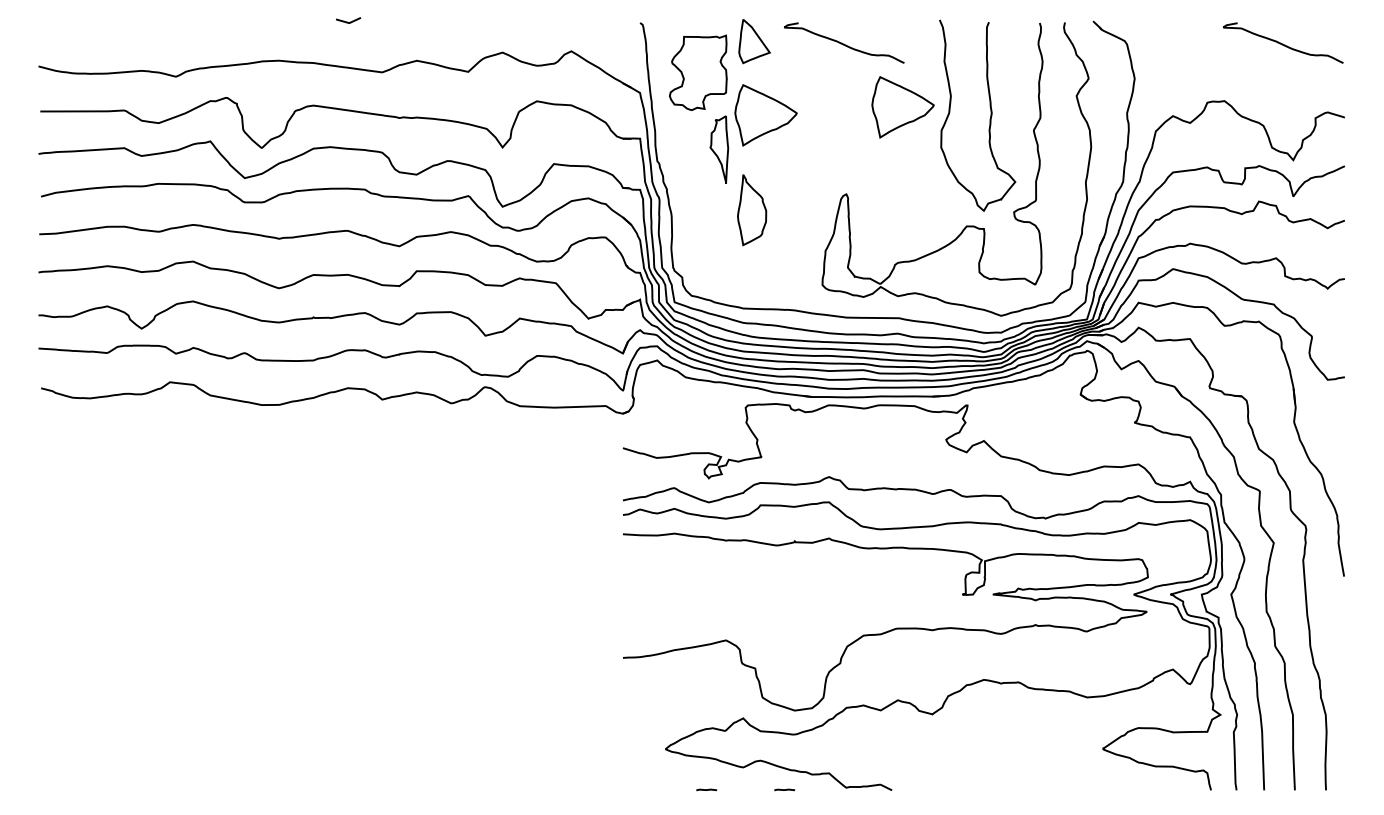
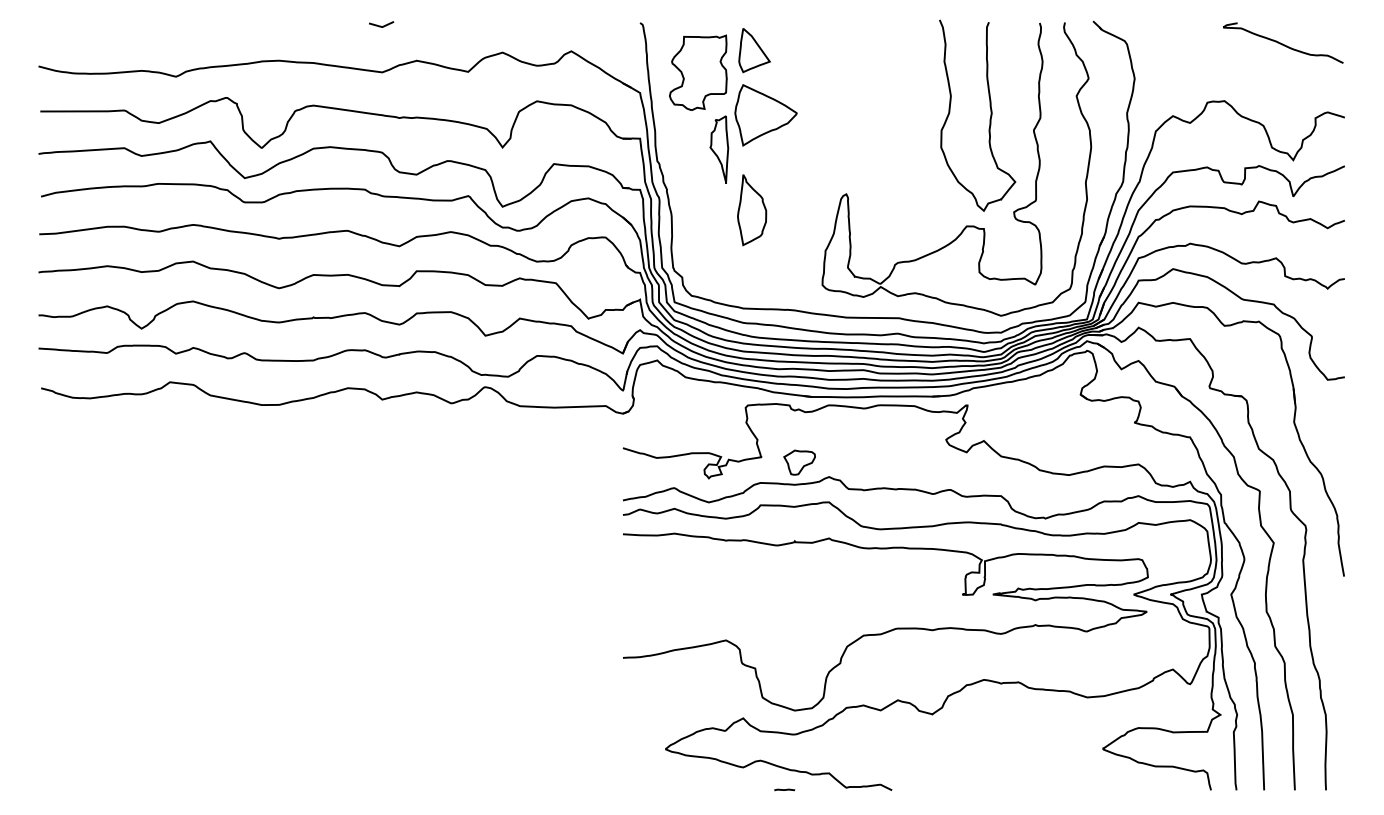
line position: (347, 21) -> (380, 25) (380, 25)
part position: (754, 41) -> (754, 50) (754, 50)
curve: present -> none (844, 43)
part: present -> none (902, 107)
part: none -> present (799, 462)
curve: present -> none (706, 789)
